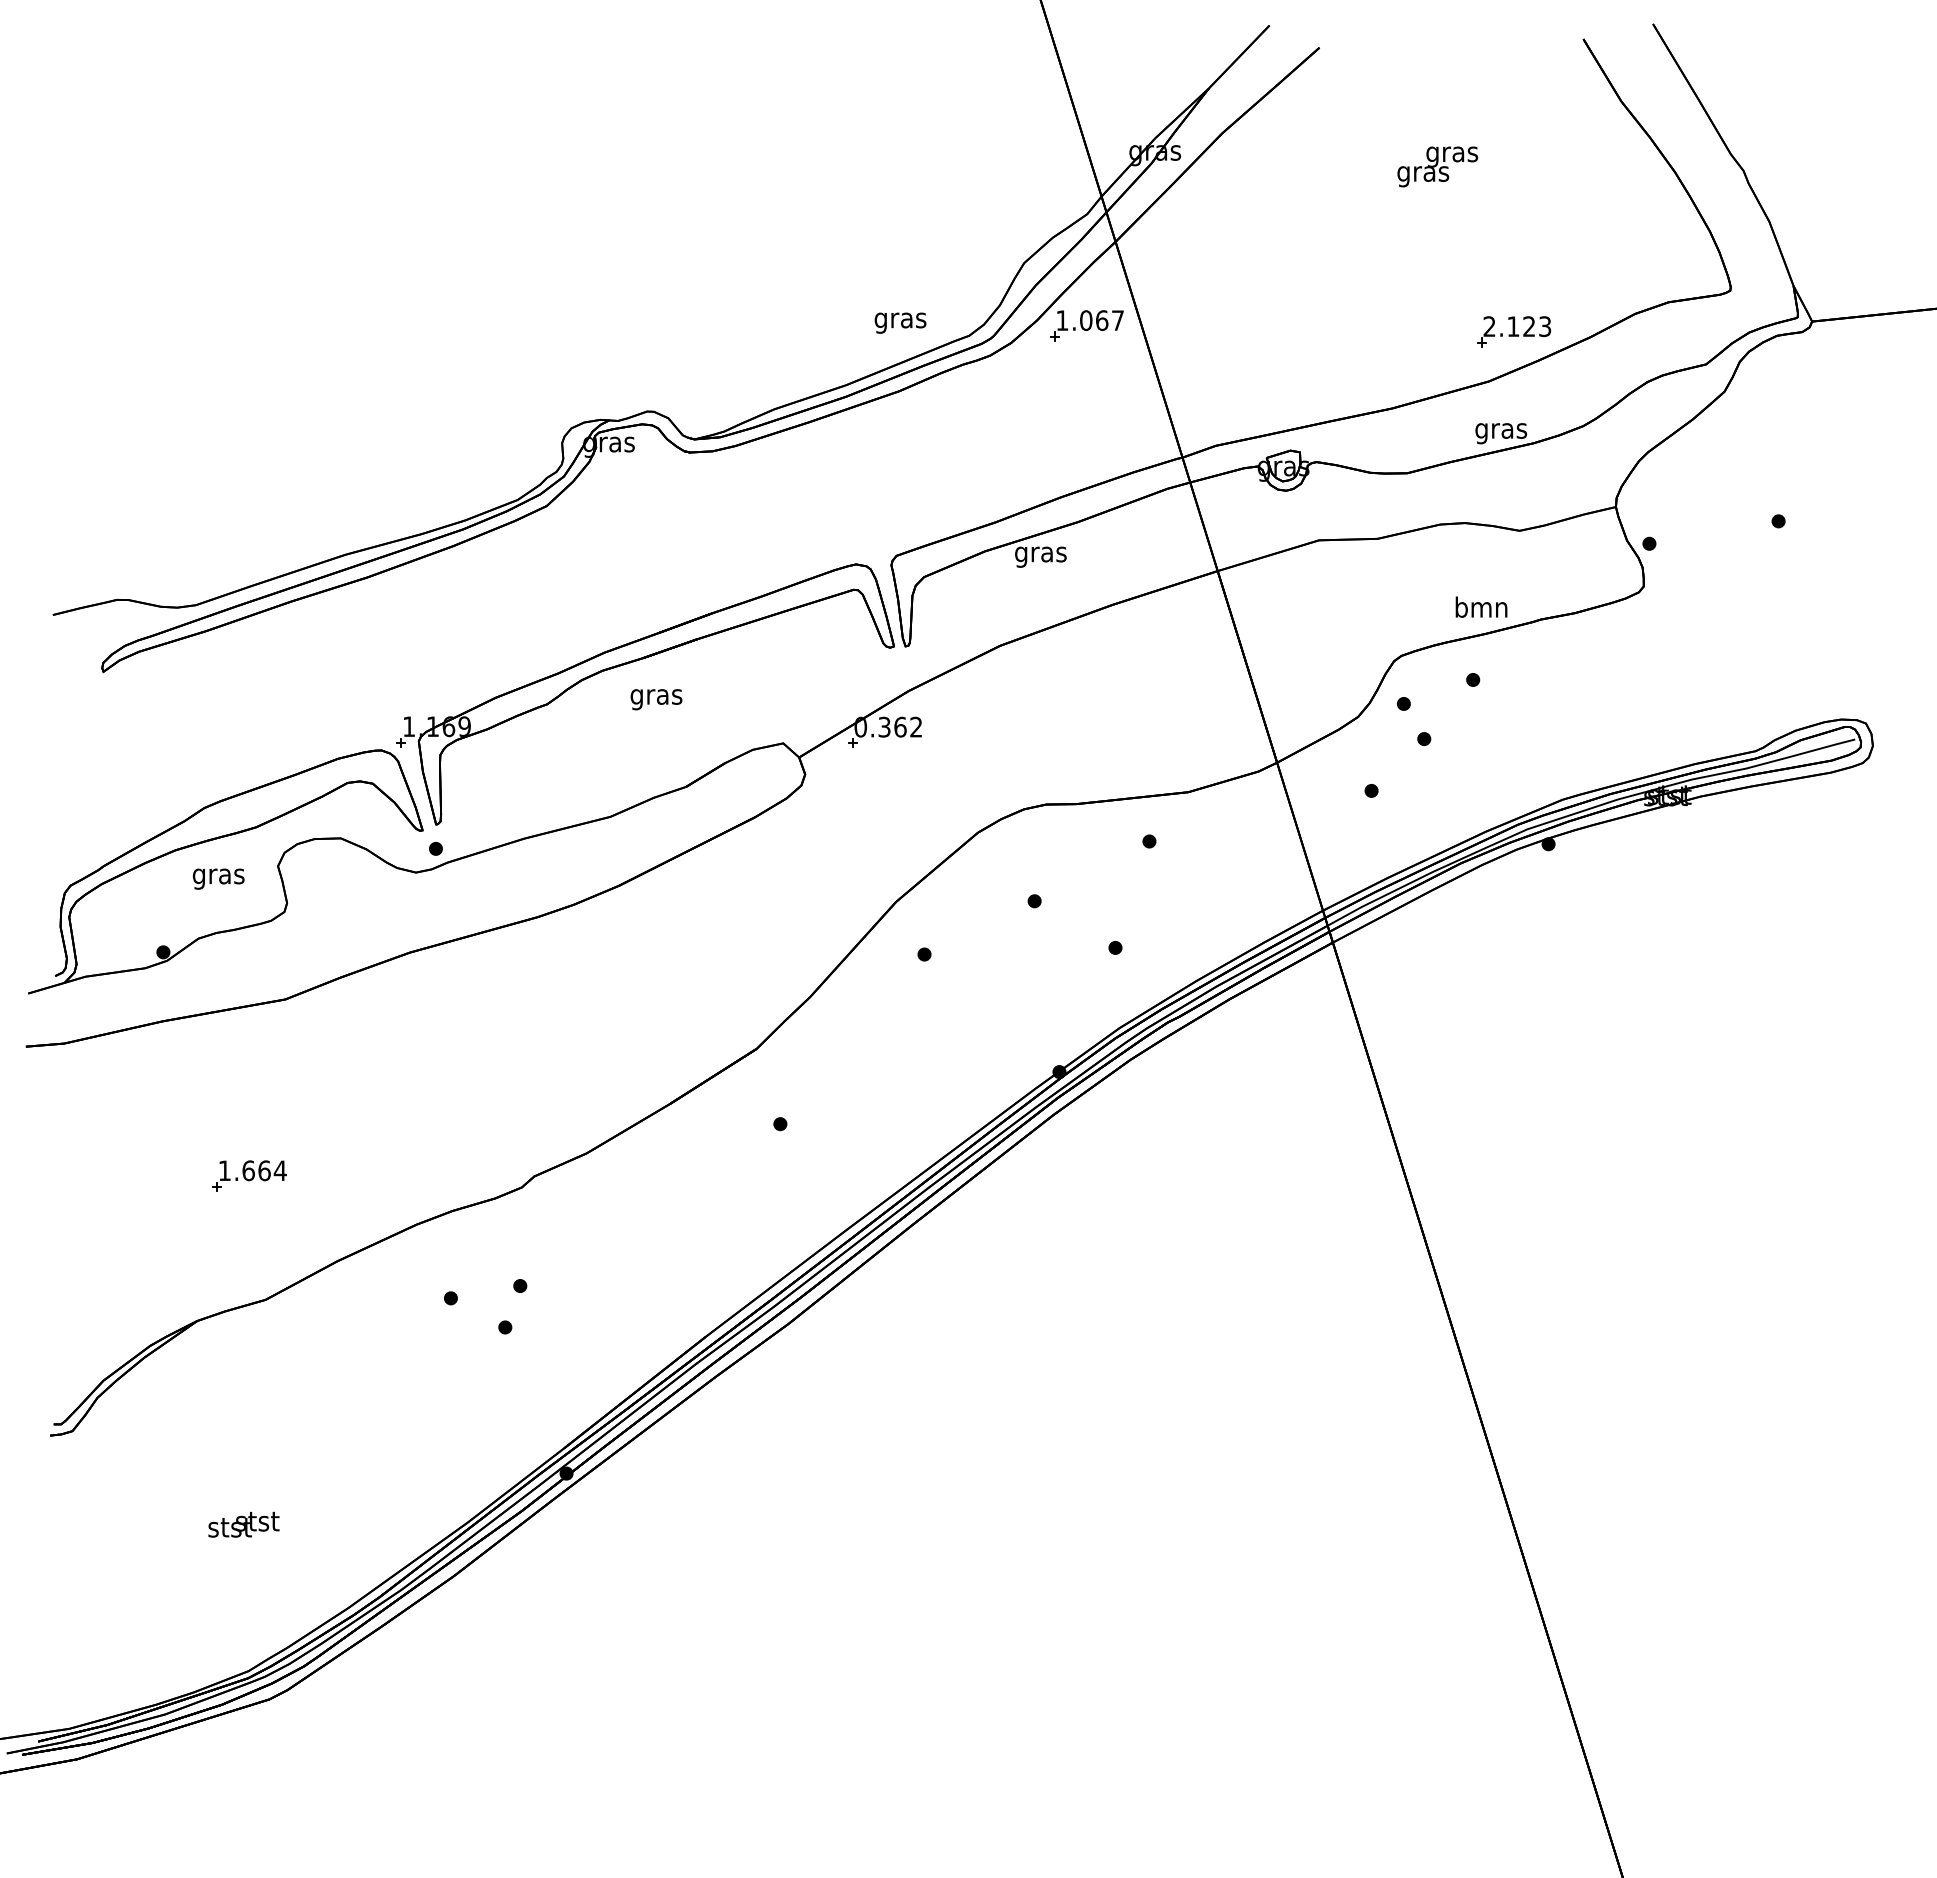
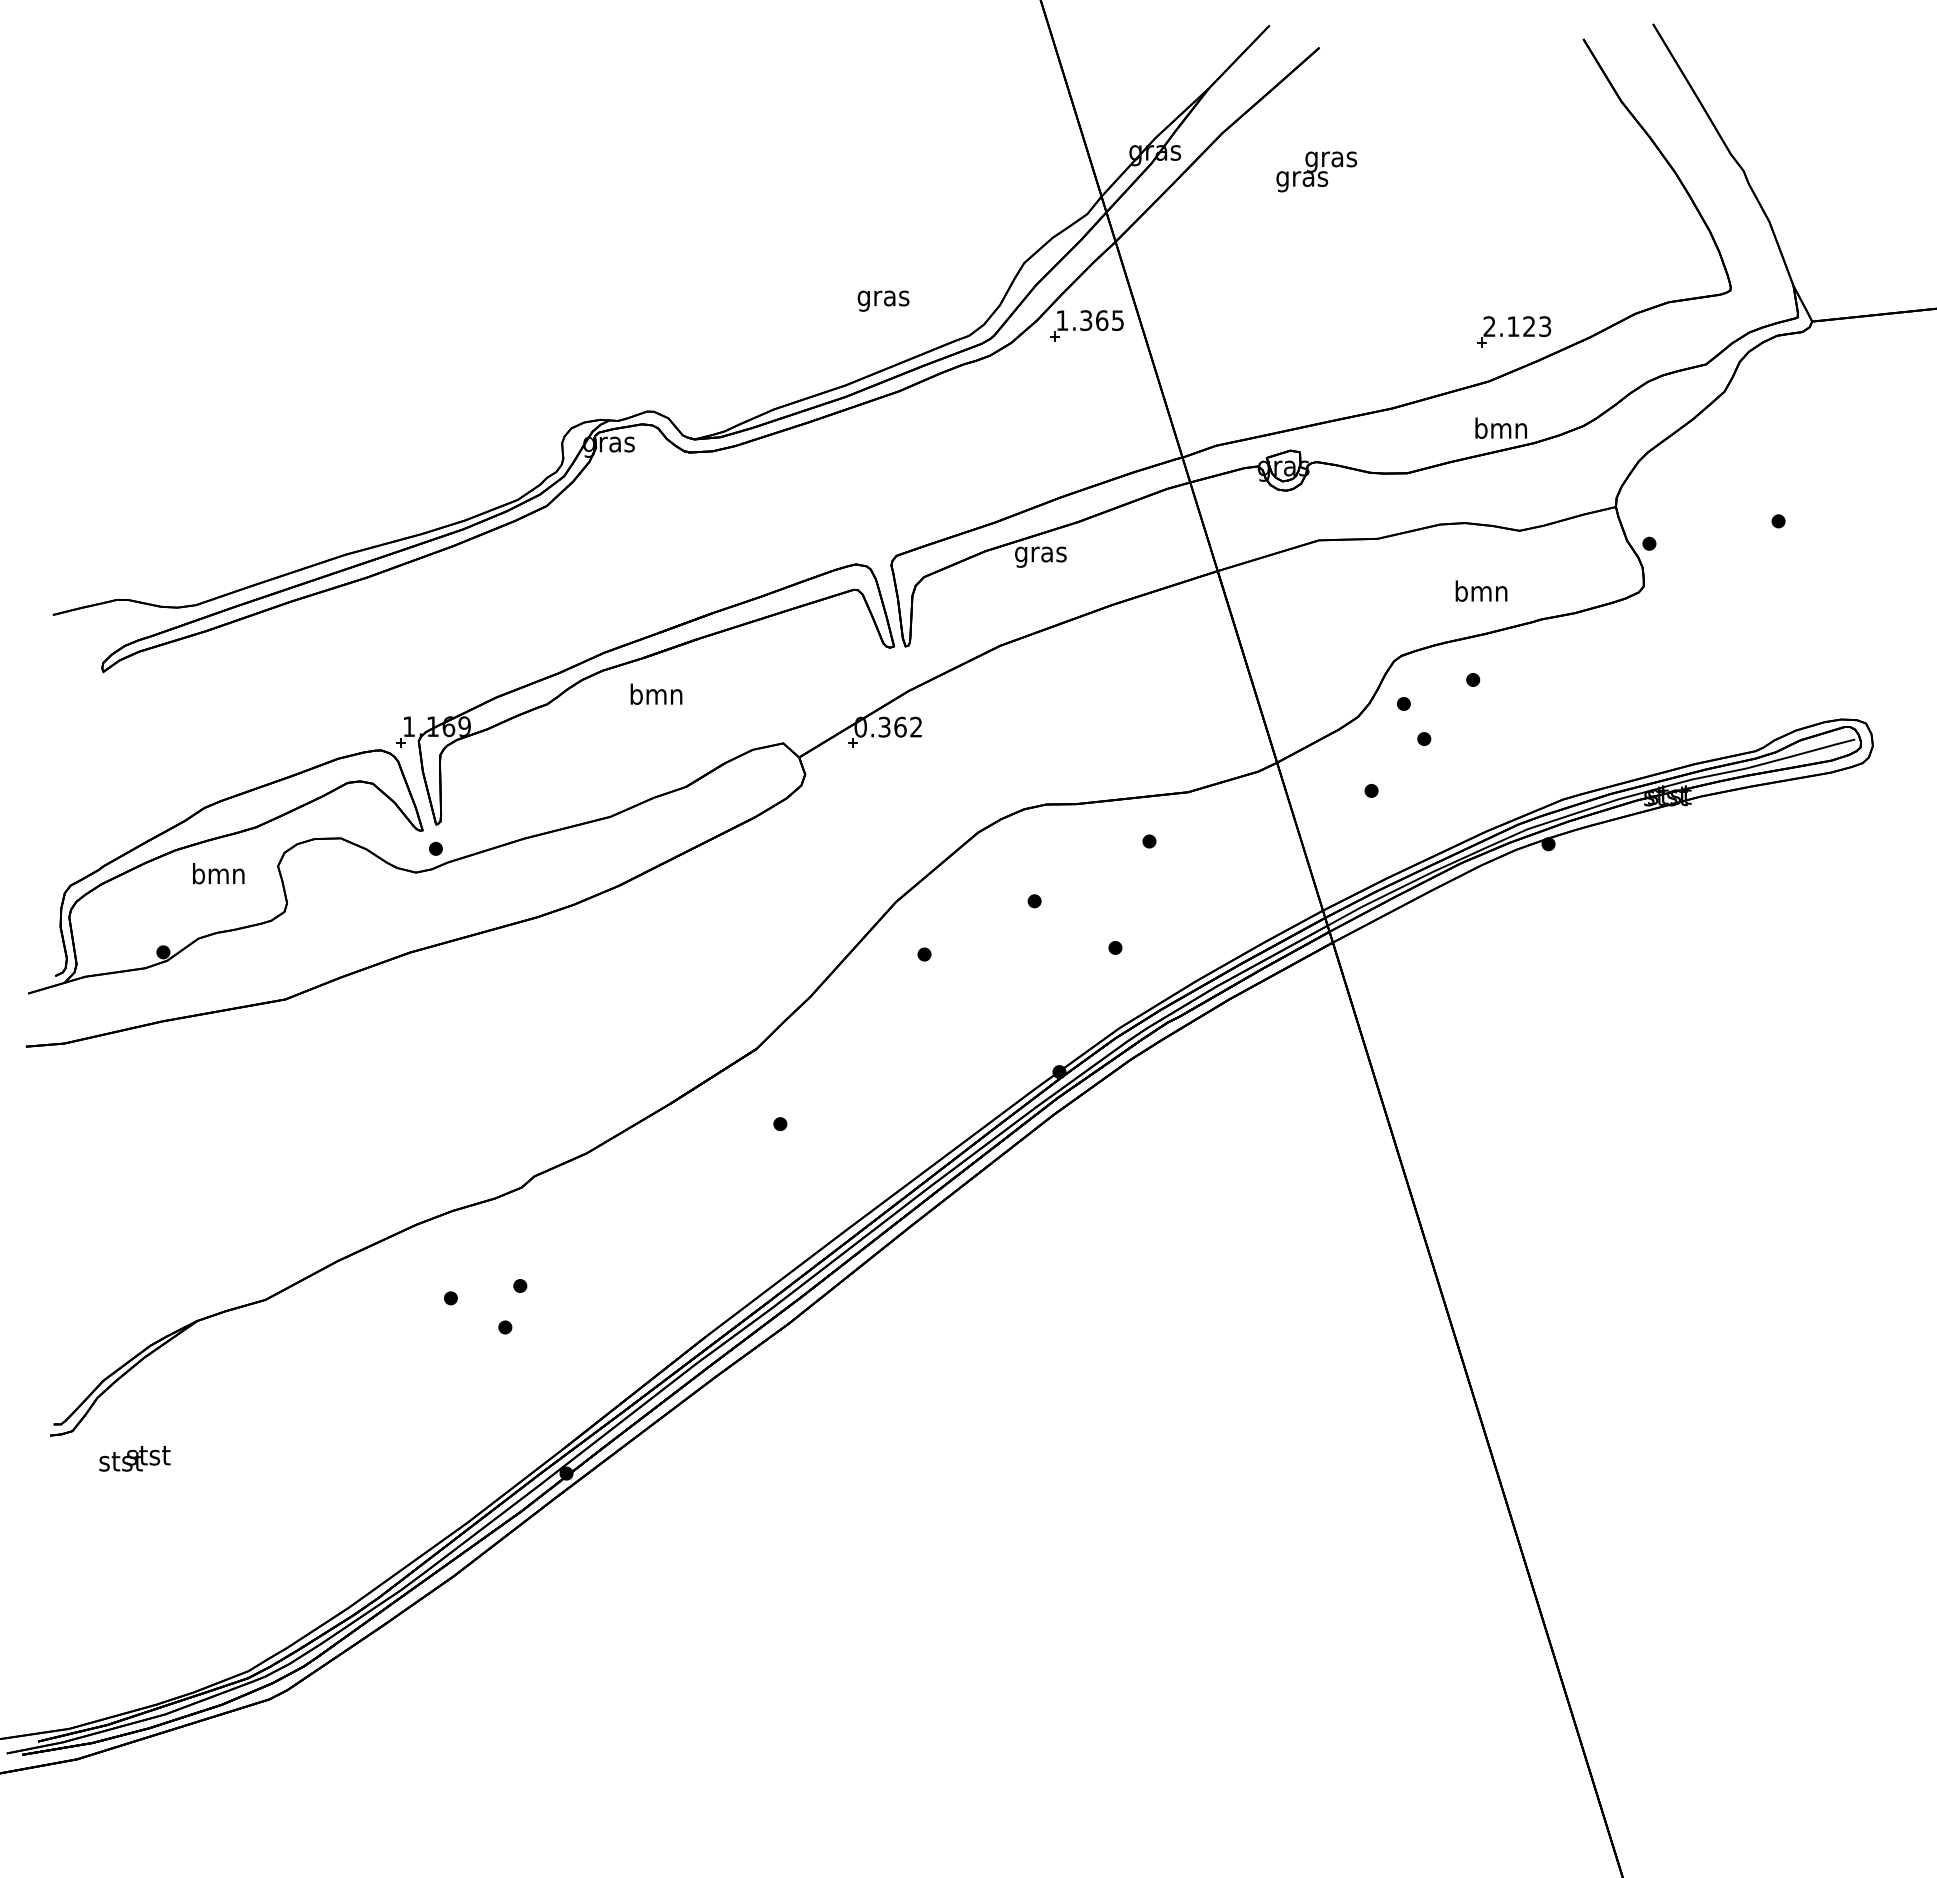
text position: (1437, 166) -> (1316, 171) (1316, 171)
text: 1.067 -> 1.365 (1101, 320)
text position: (900, 322) -> (883, 300) (883, 300)
text: gras -> bmn (1500, 430)
text position: (1481, 606) -> (1481, 590) (1481, 590)
text: gras -> bmn (656, 696)
text: gras -> bmn (218, 876)
part: present -> none (249, 1175)
text position: (243, 1524) -> (134, 1458) (134, 1458)
